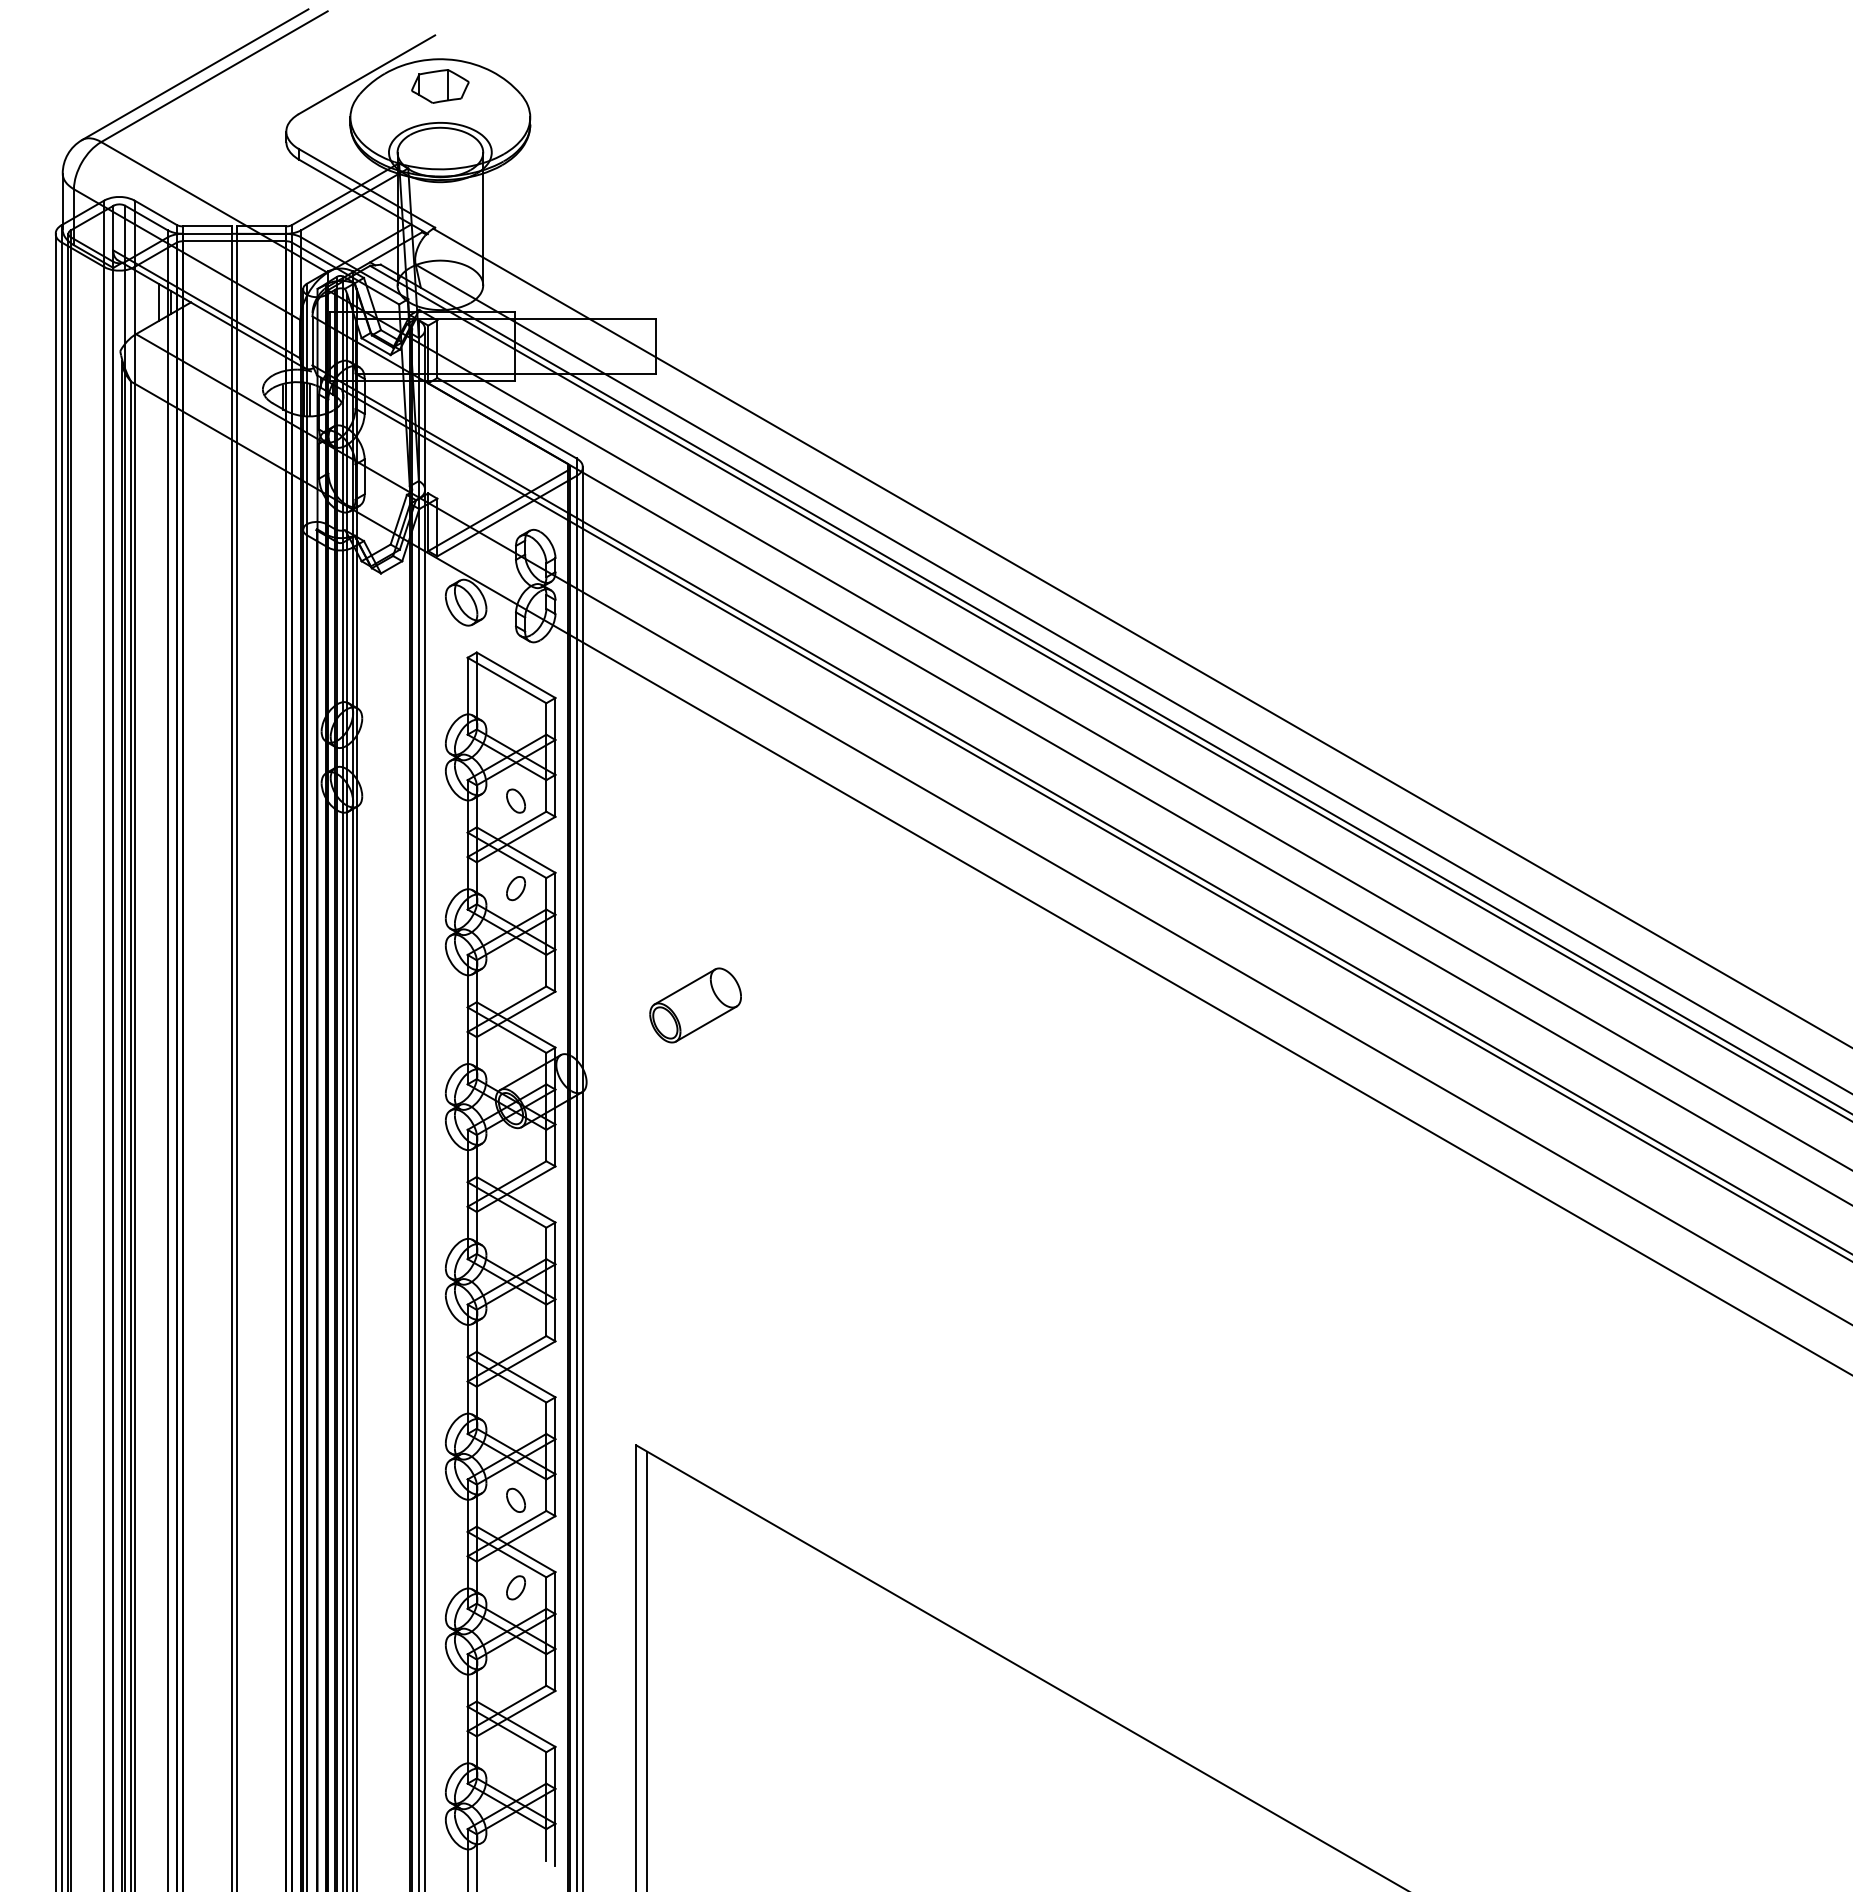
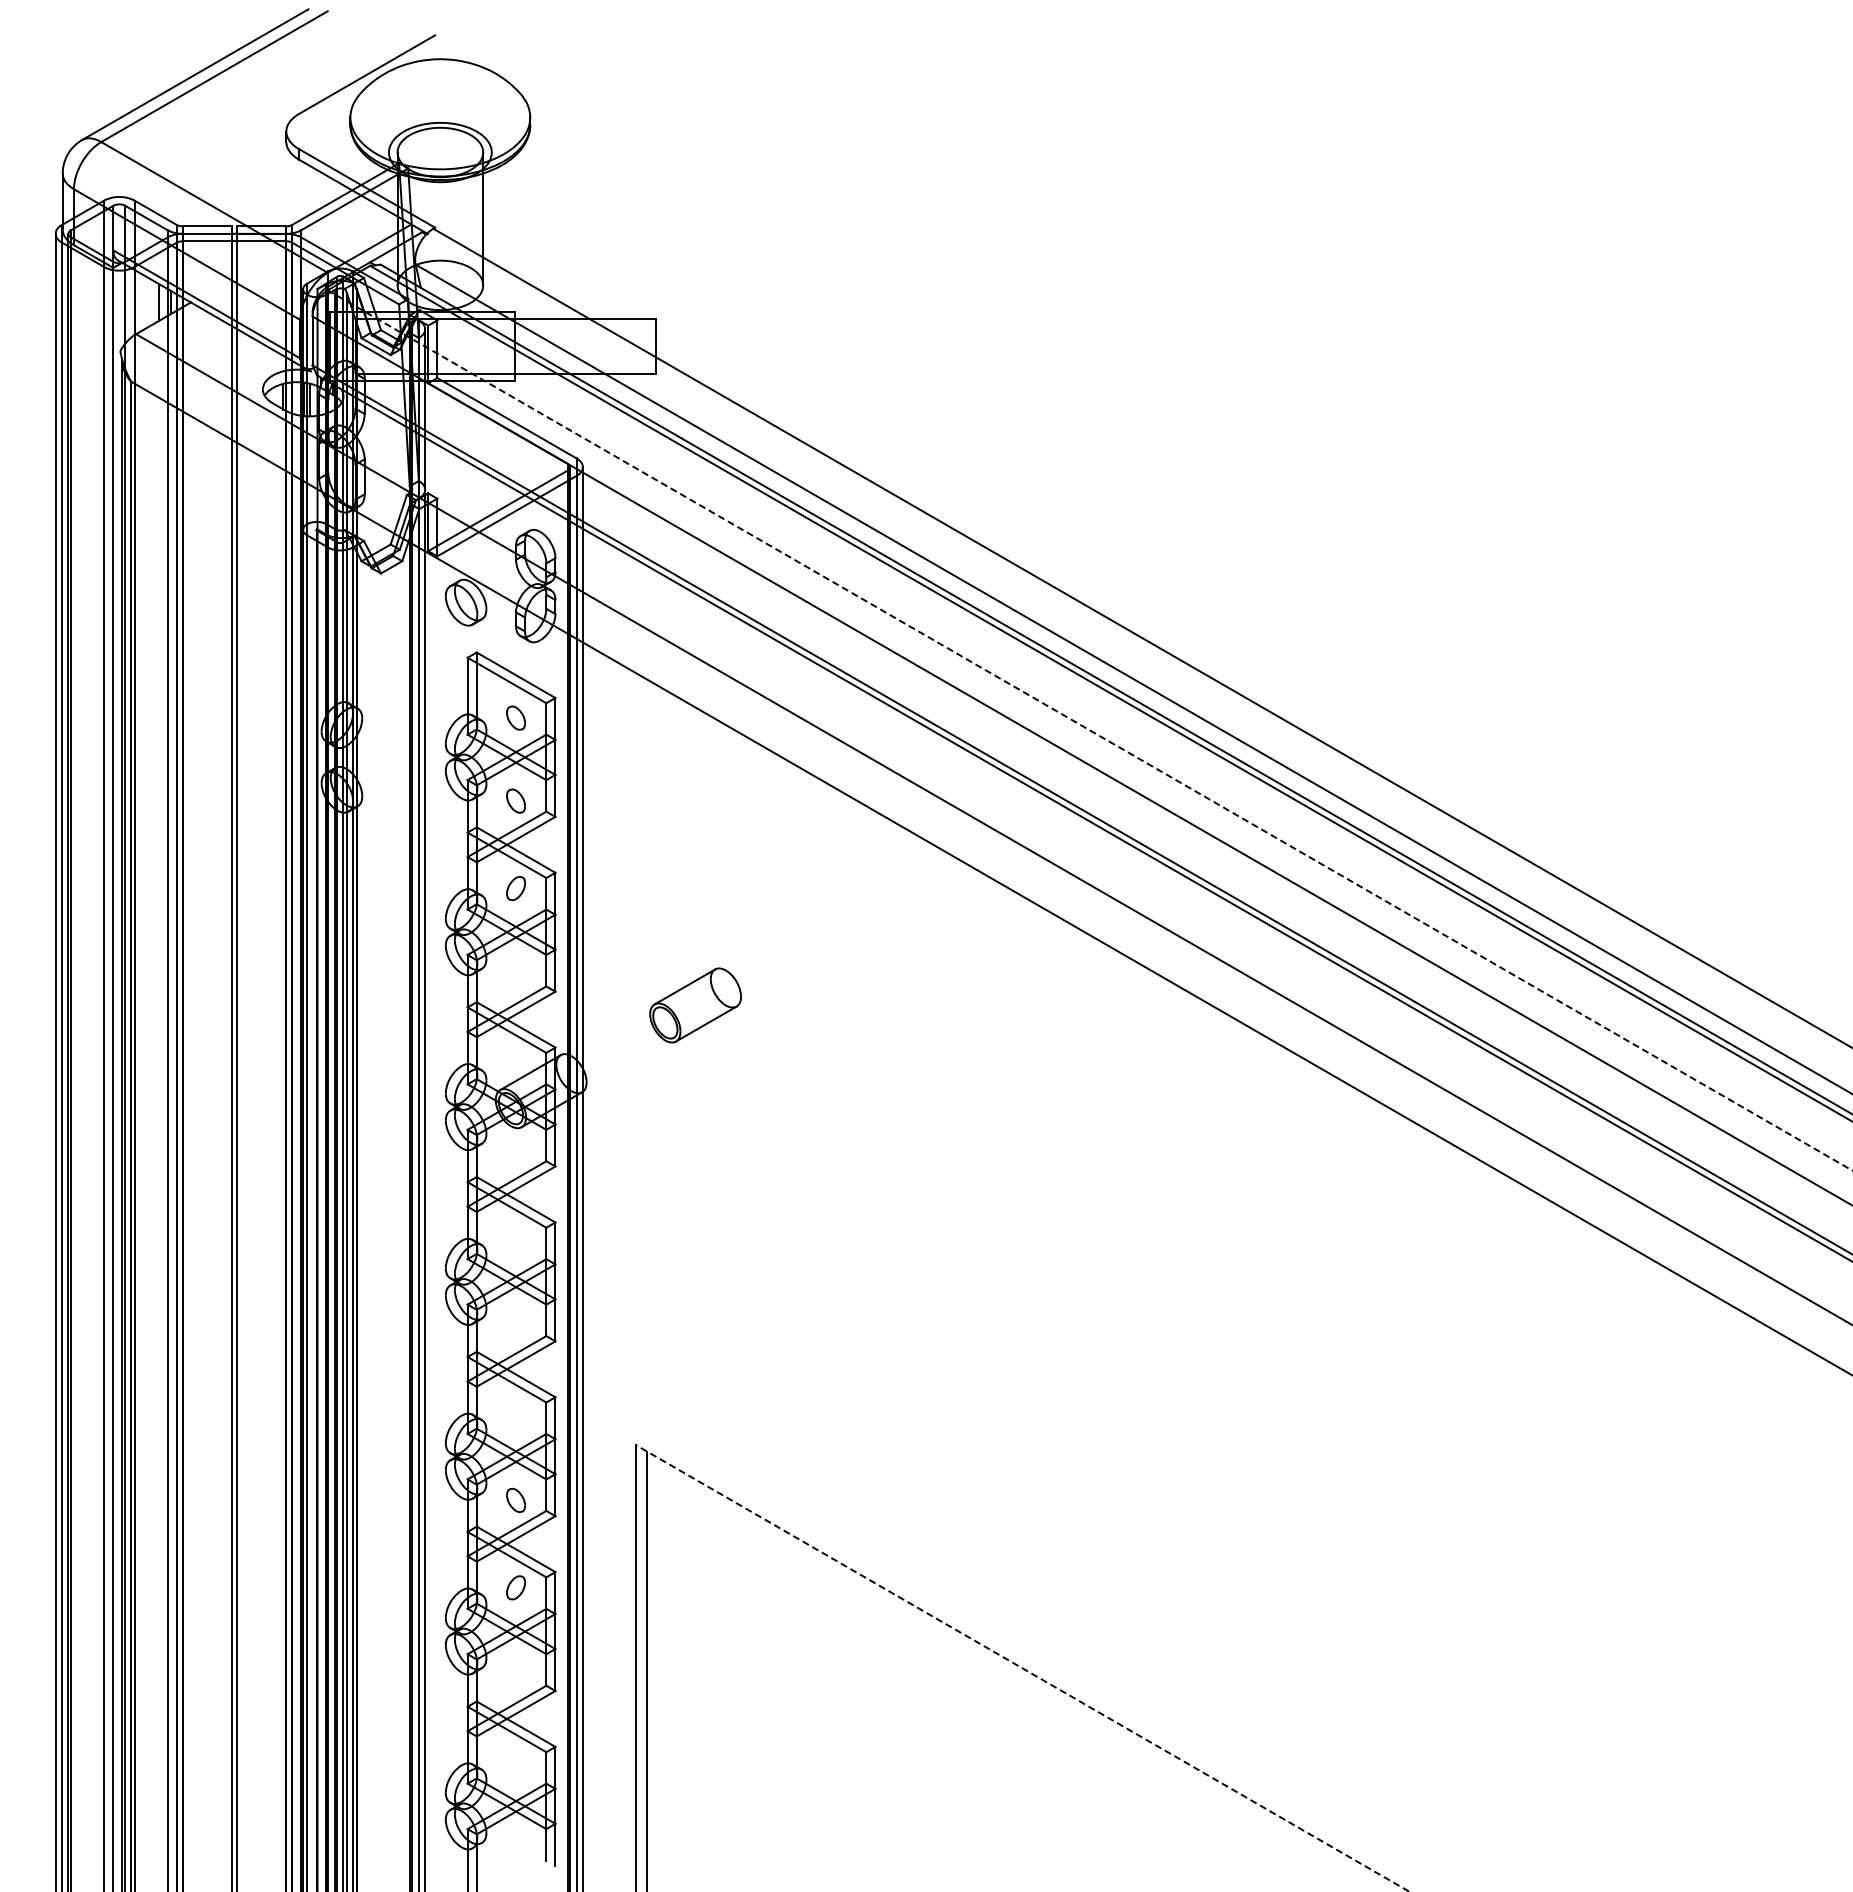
part: present -> none (440, 86)
part: none -> present (515, 717)
line: solid -> dashed (1090, 730)
line: solid -> dashed (1022, 1668)
